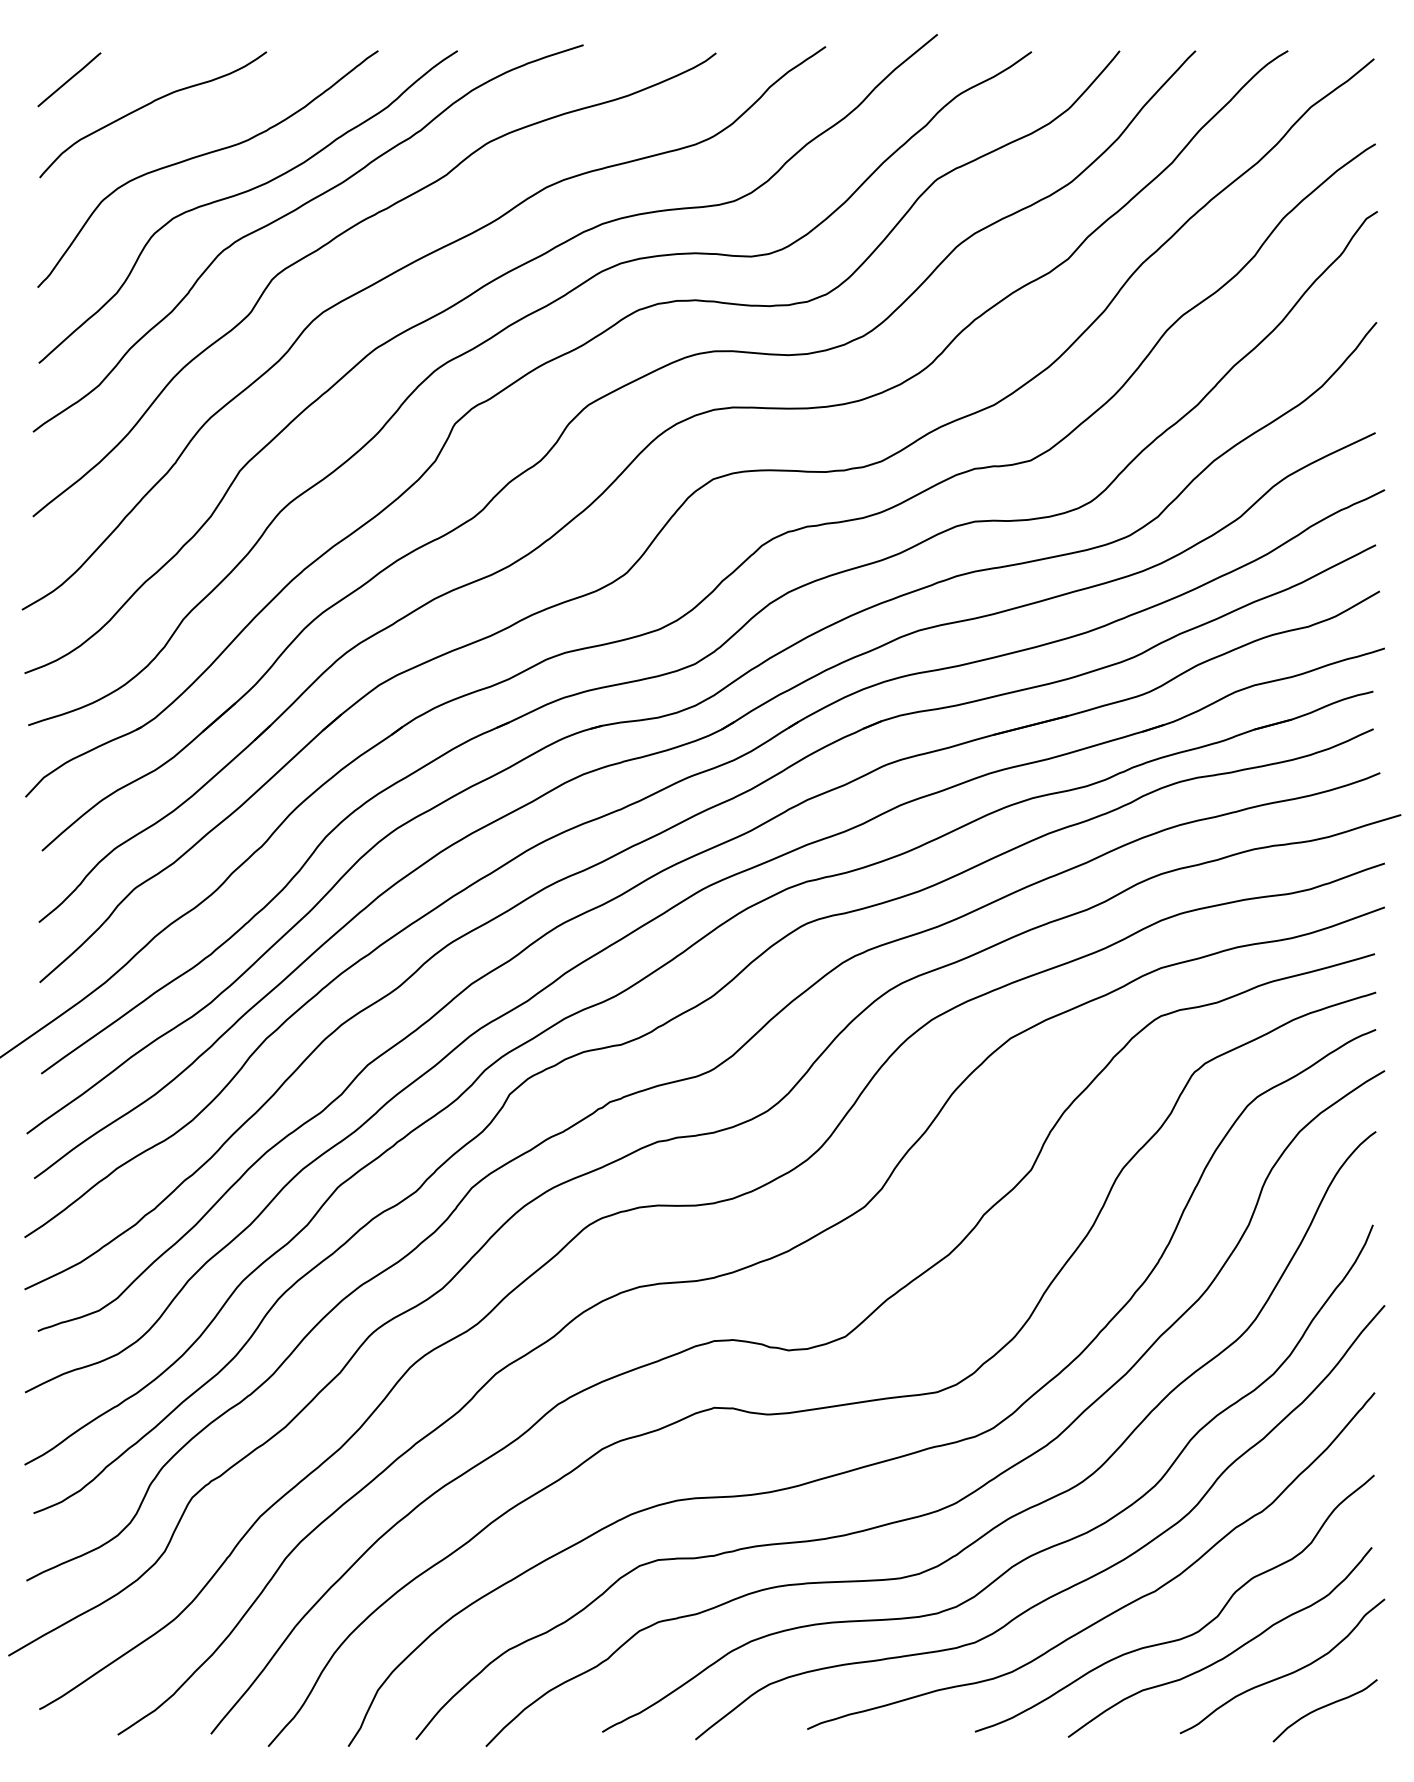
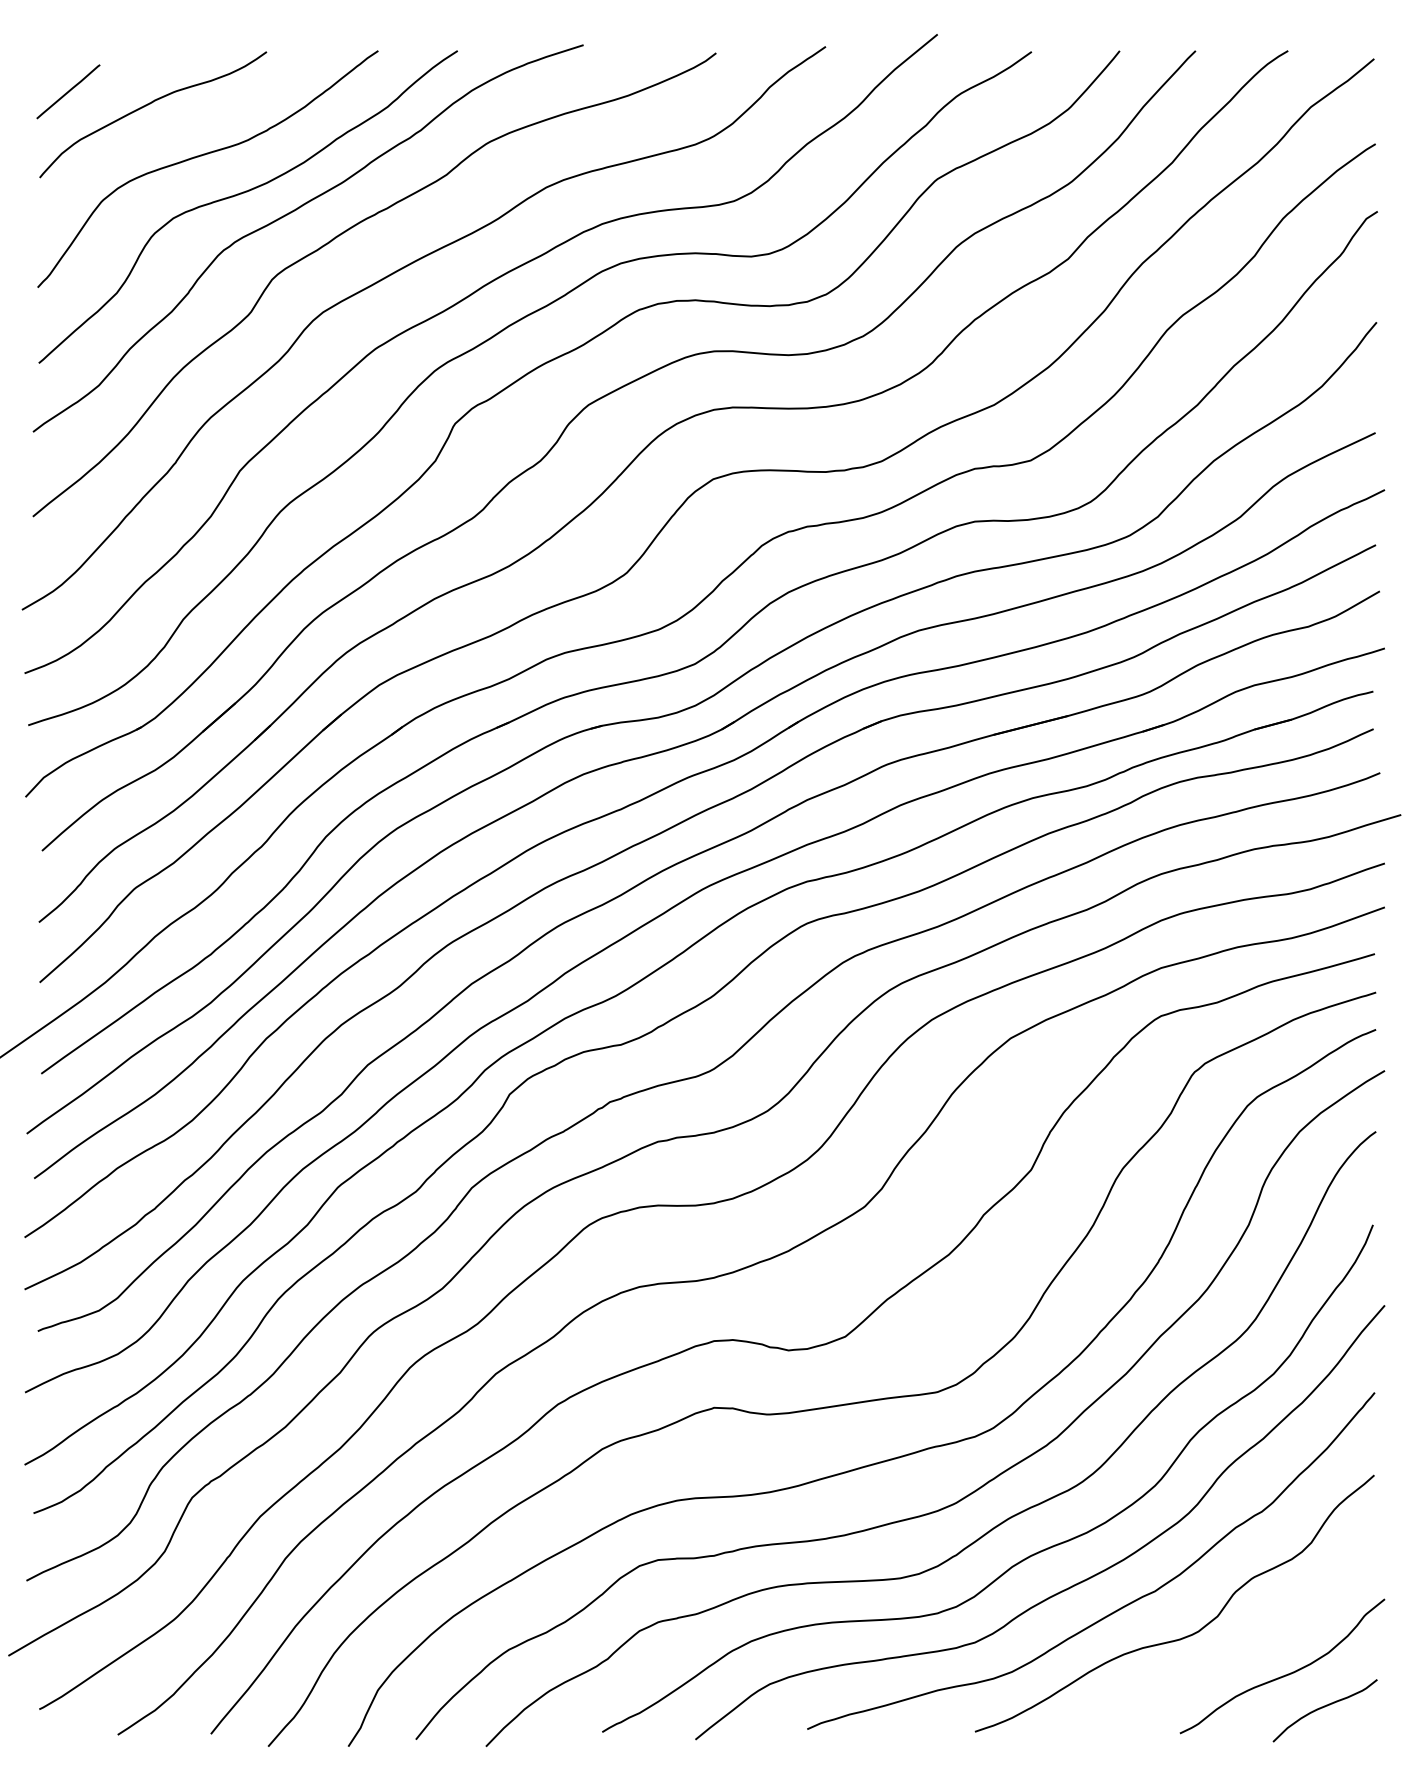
line position: (69, 79) -> (68, 91) (68, 91)
curve: present -> none (1227, 1654)
